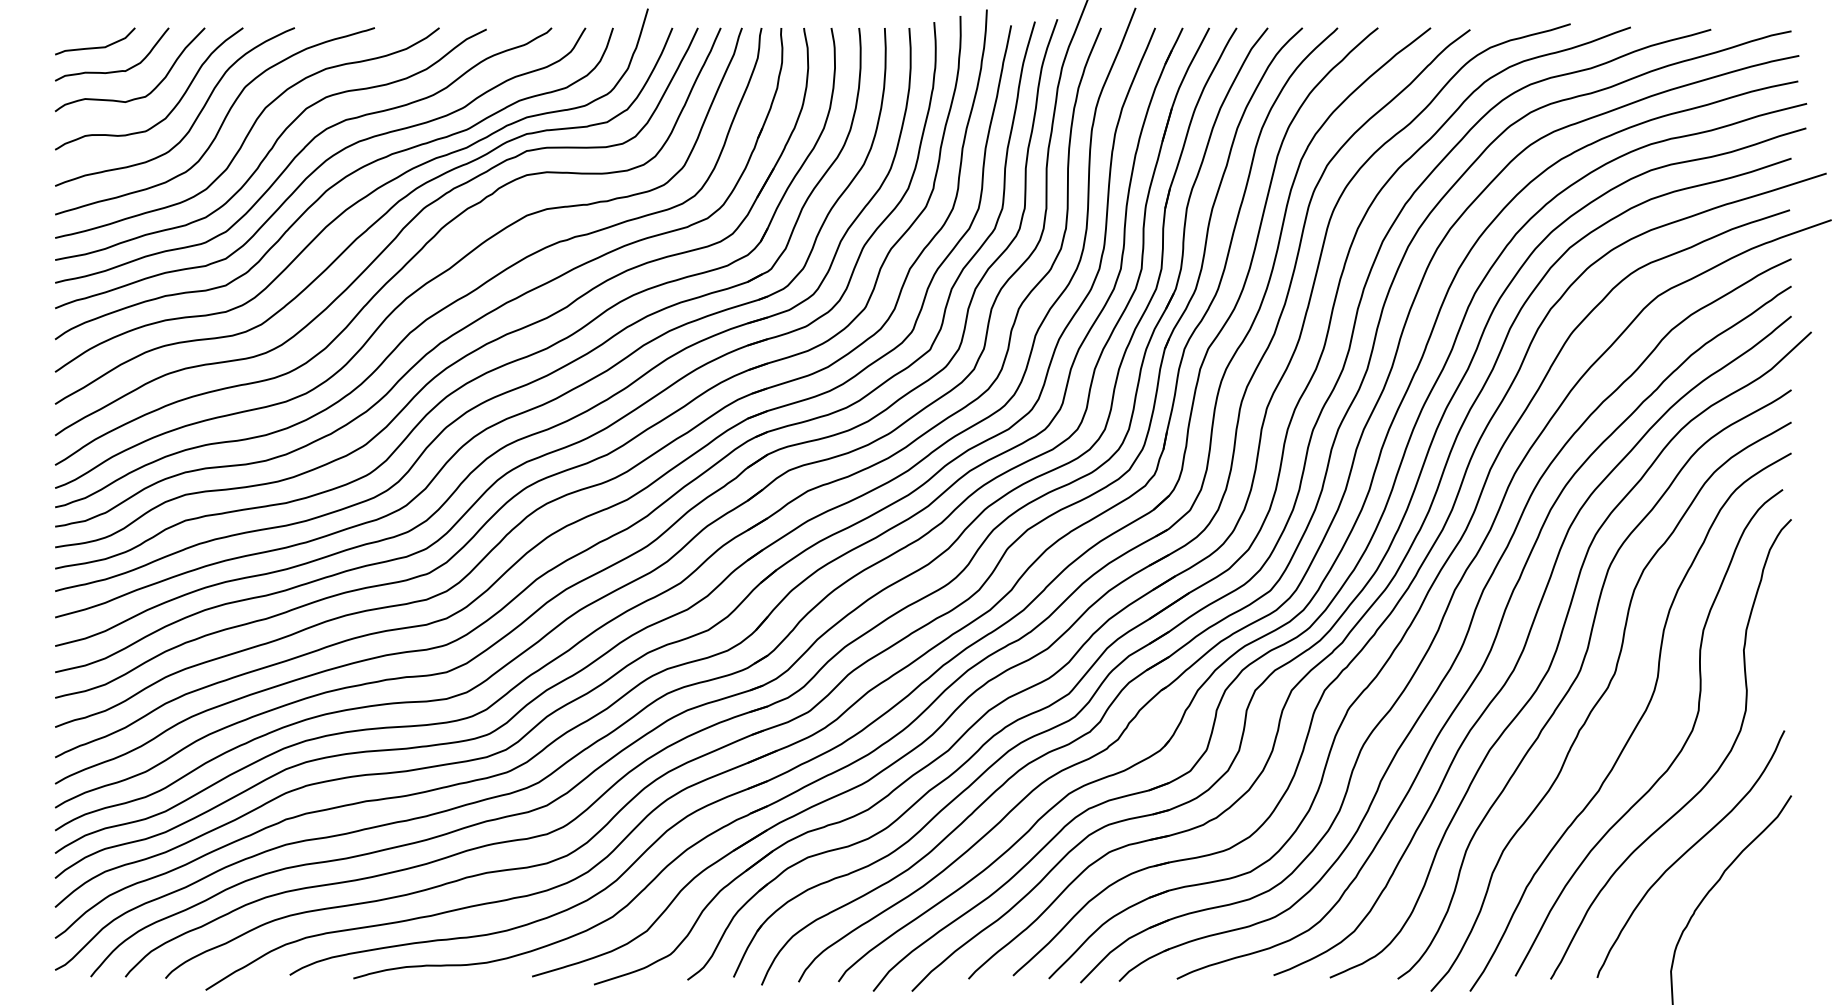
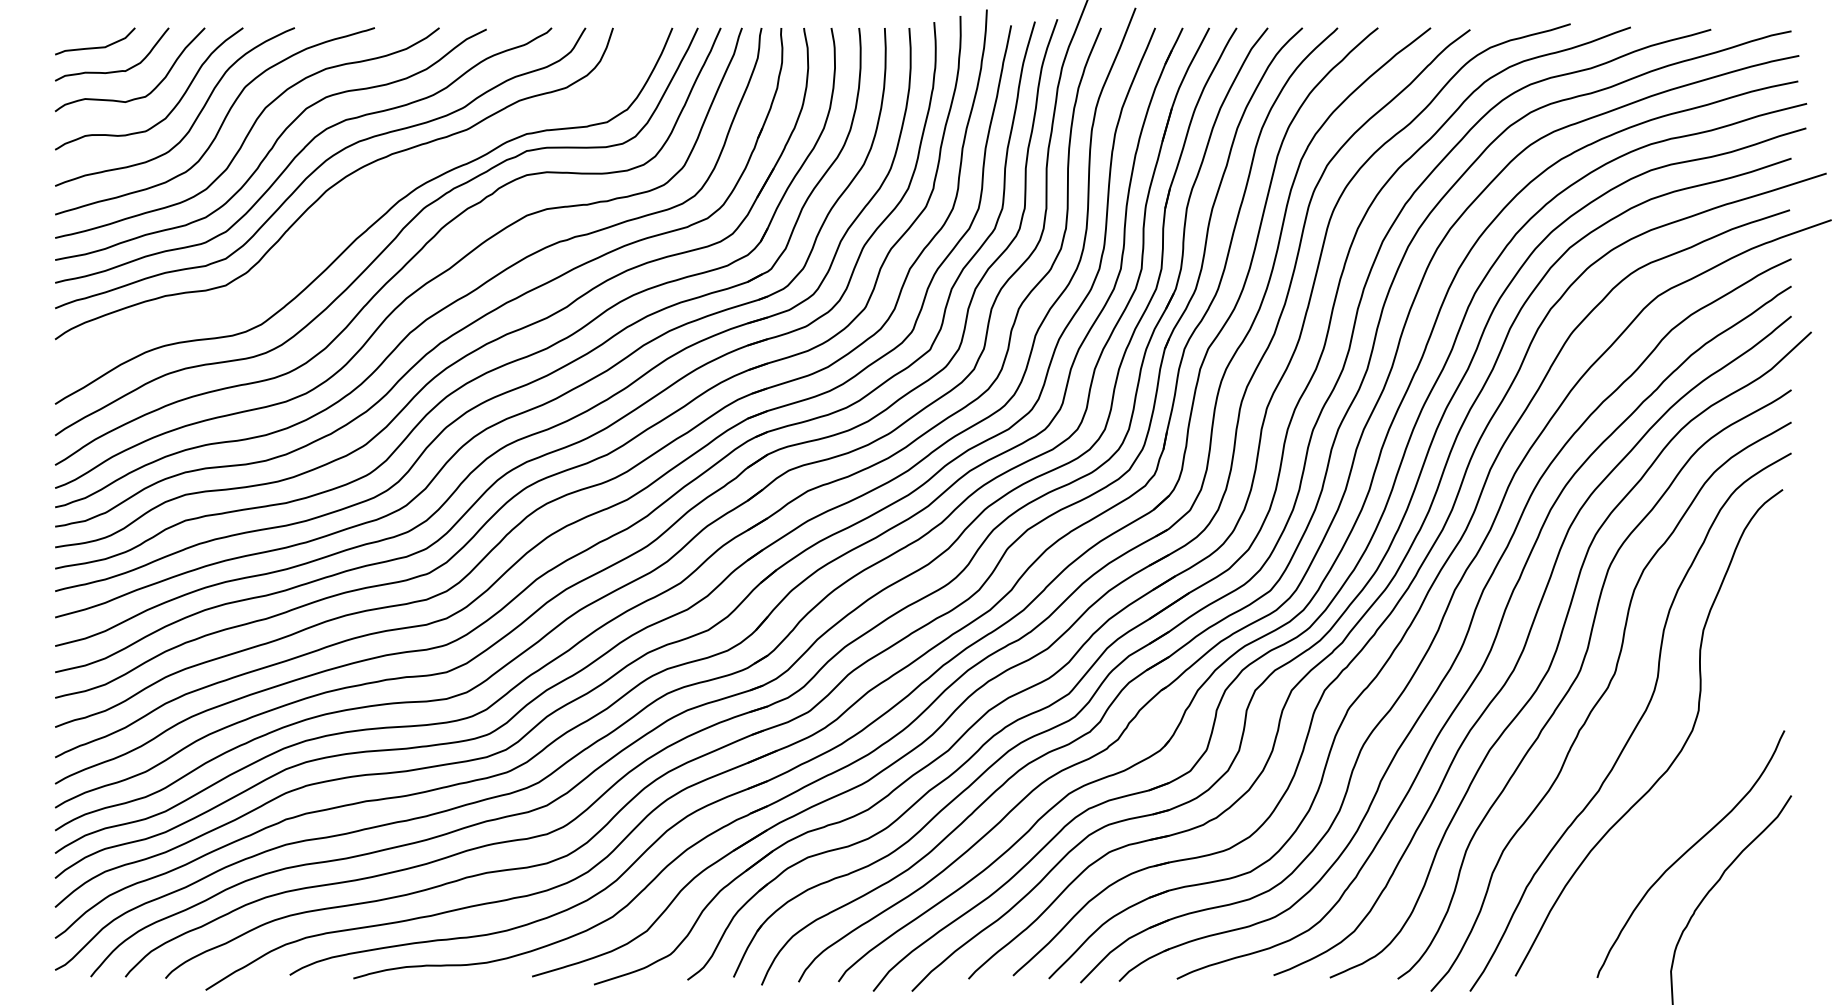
curve: present -> none (357, 200)
curve: present -> none (1709, 778)
